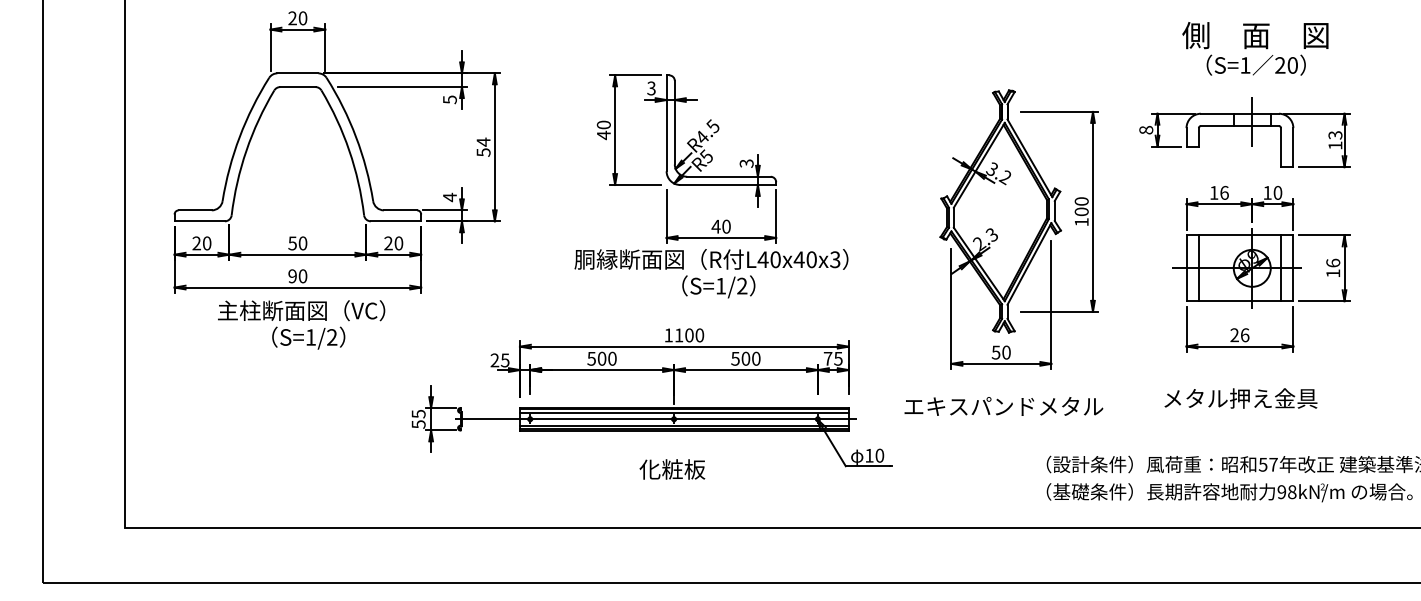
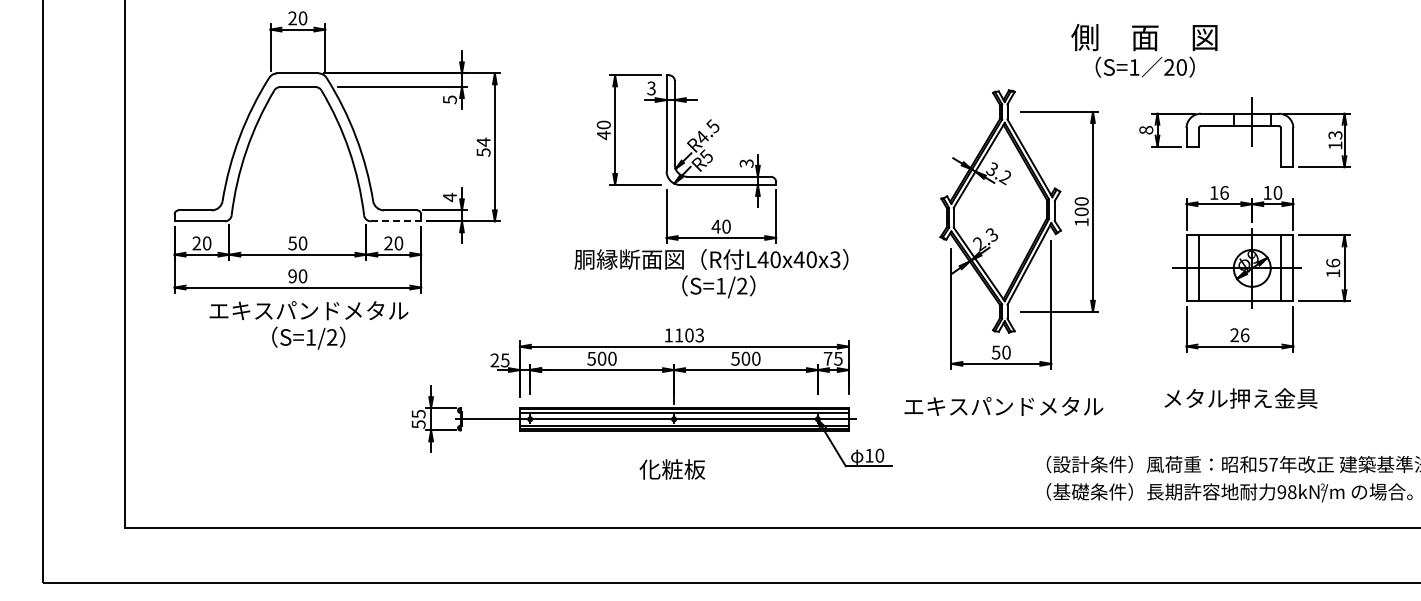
text position: (1255, 48) -> (1144, 50) (1144, 50)
line: solid -> dashed (396, 221)
text: 主柱断面図（VC） -> エキスパンドメタル (308, 310)
text: 1100 -> 1103 (699, 335)
